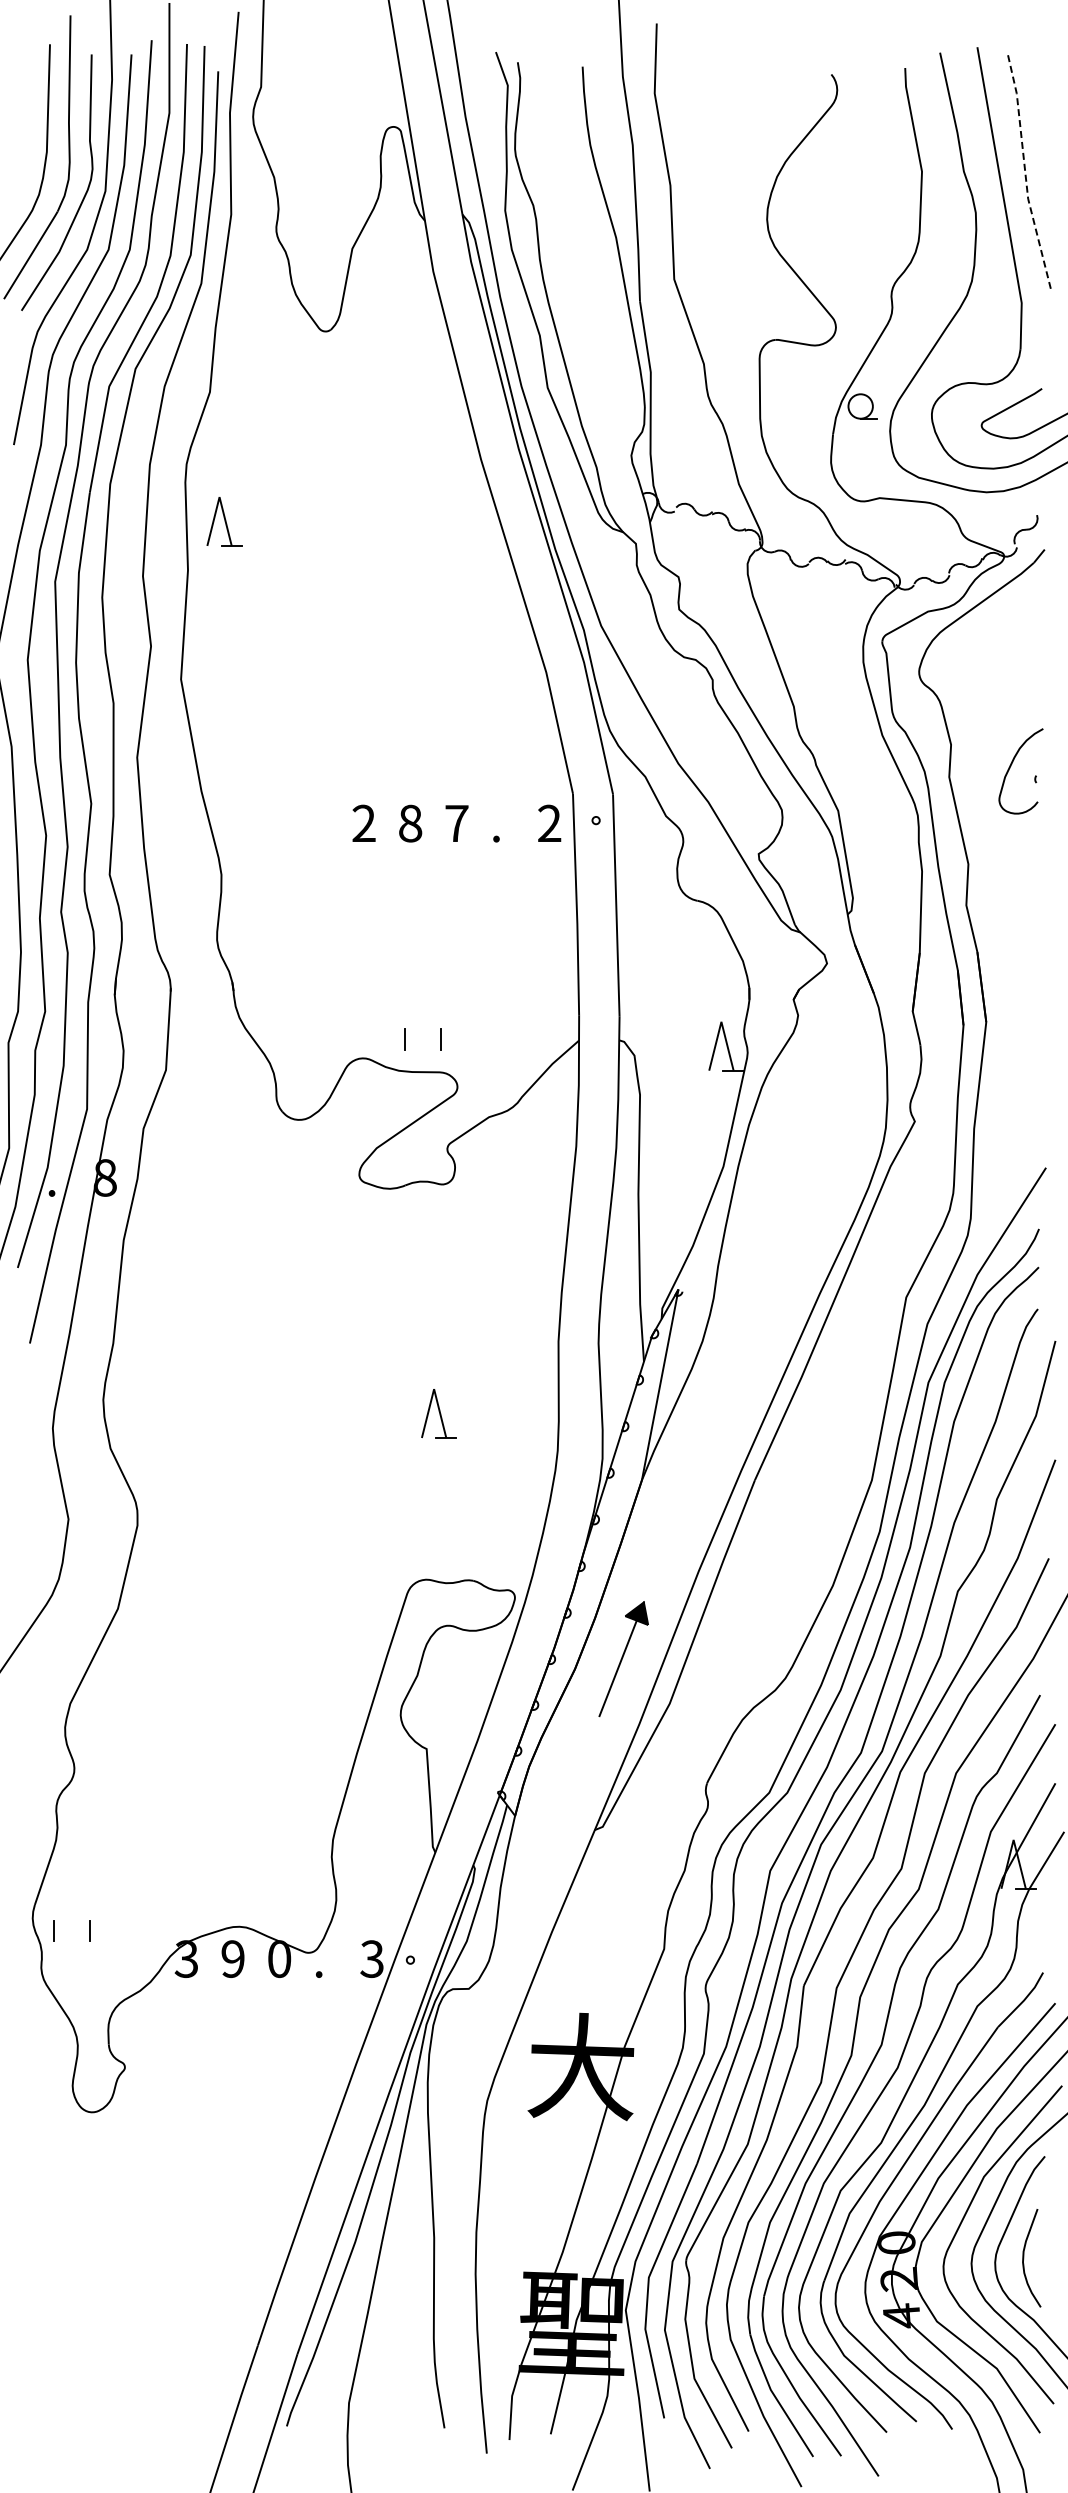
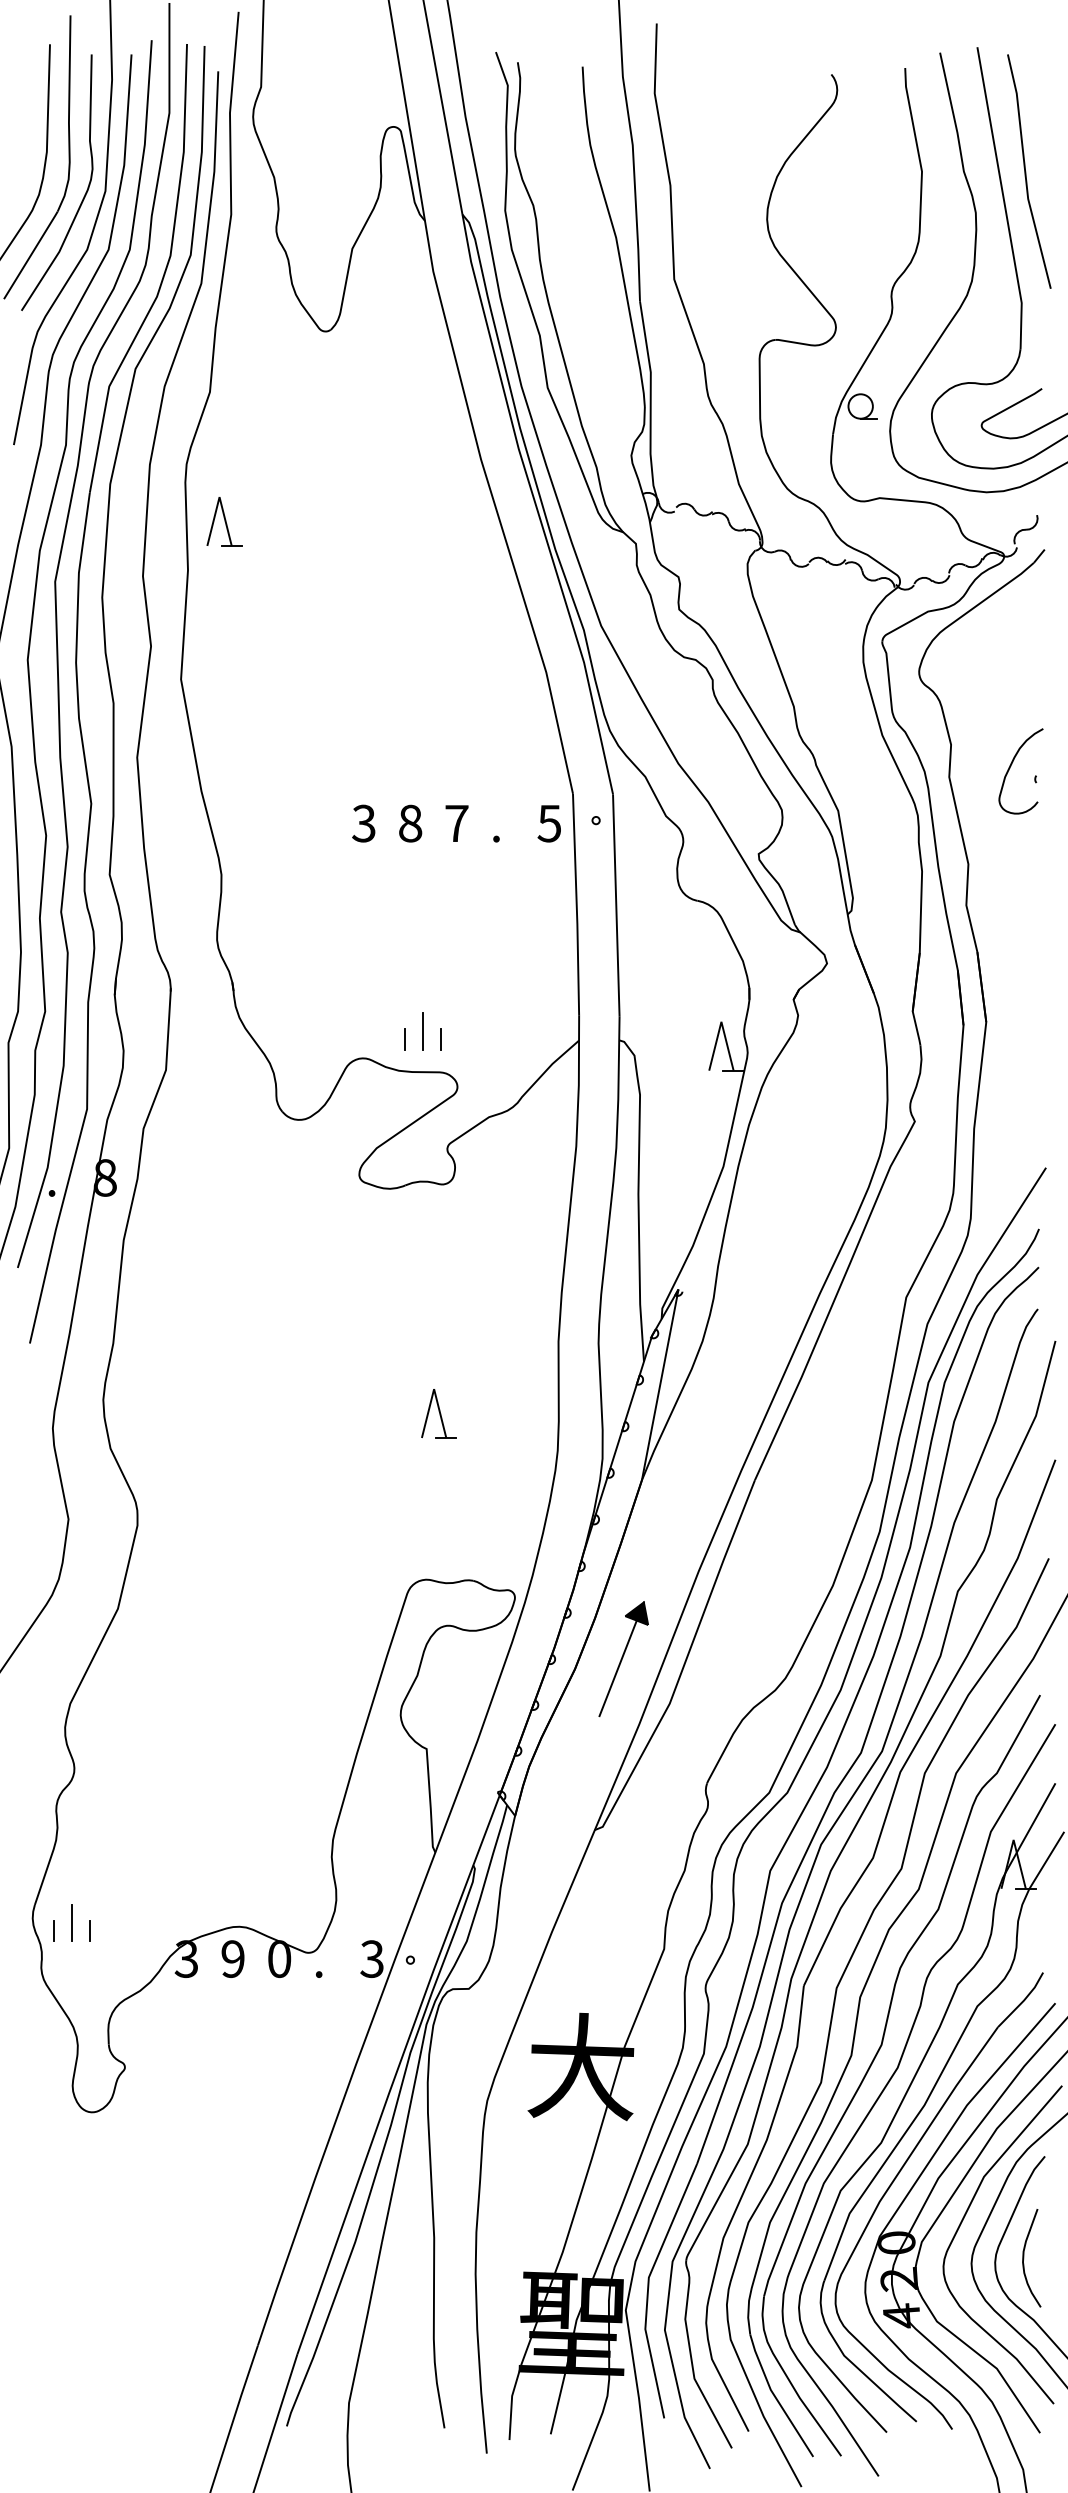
line: dashed -> solid (1025, 171)
text: 2 -> 3 (363, 823)
text: 2 -> 5 (549, 823)
line: none -> present (422, 1030)
line: none -> present (71, 1922)
